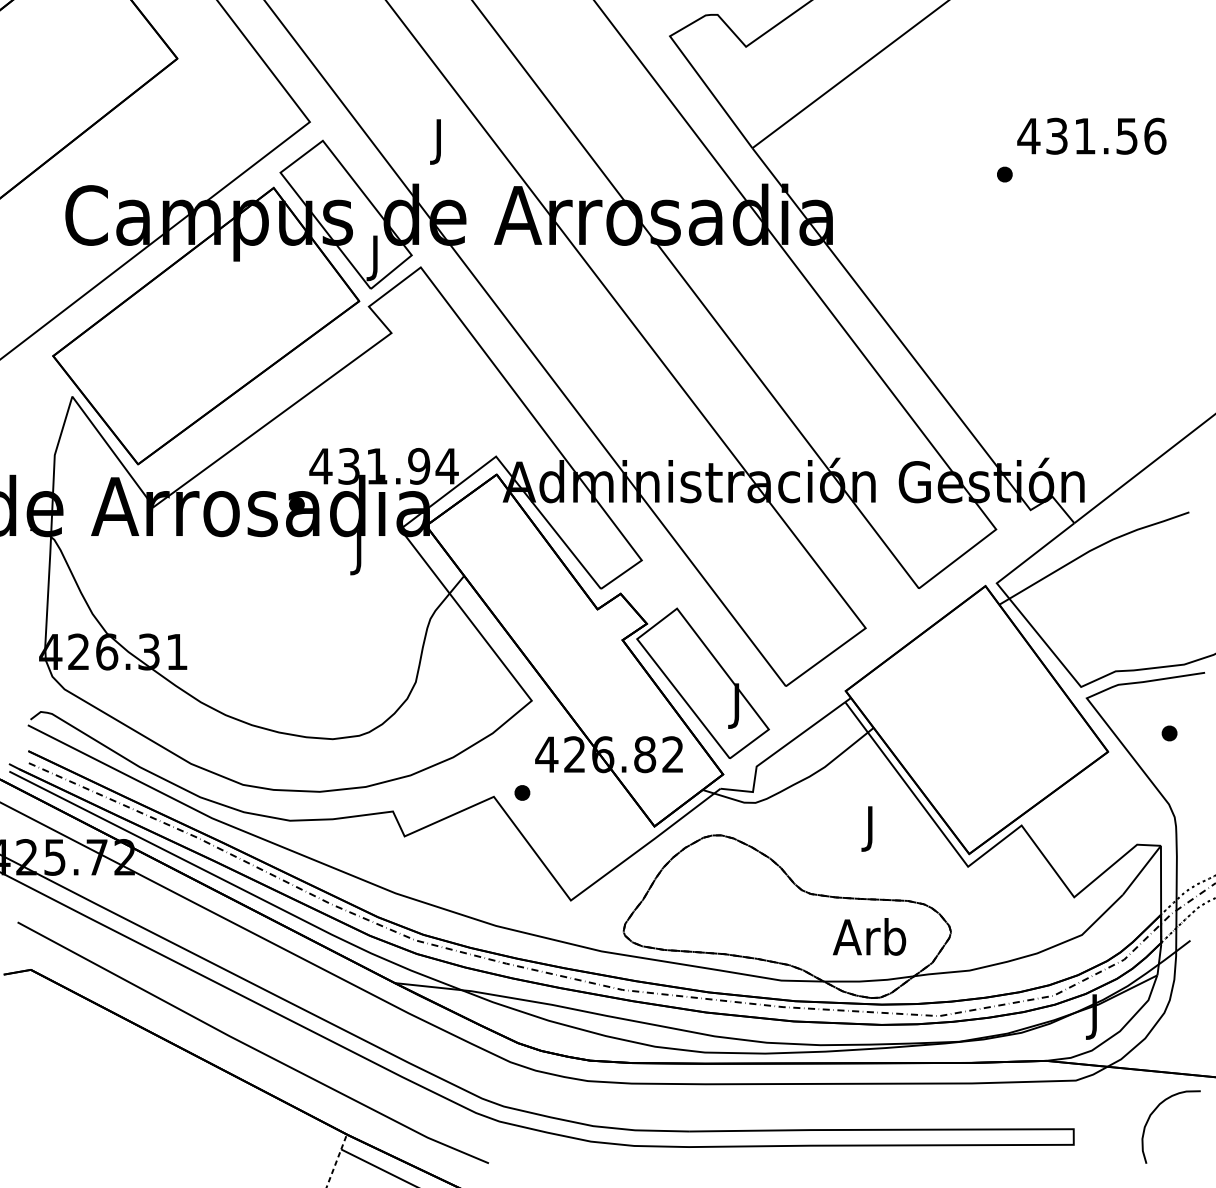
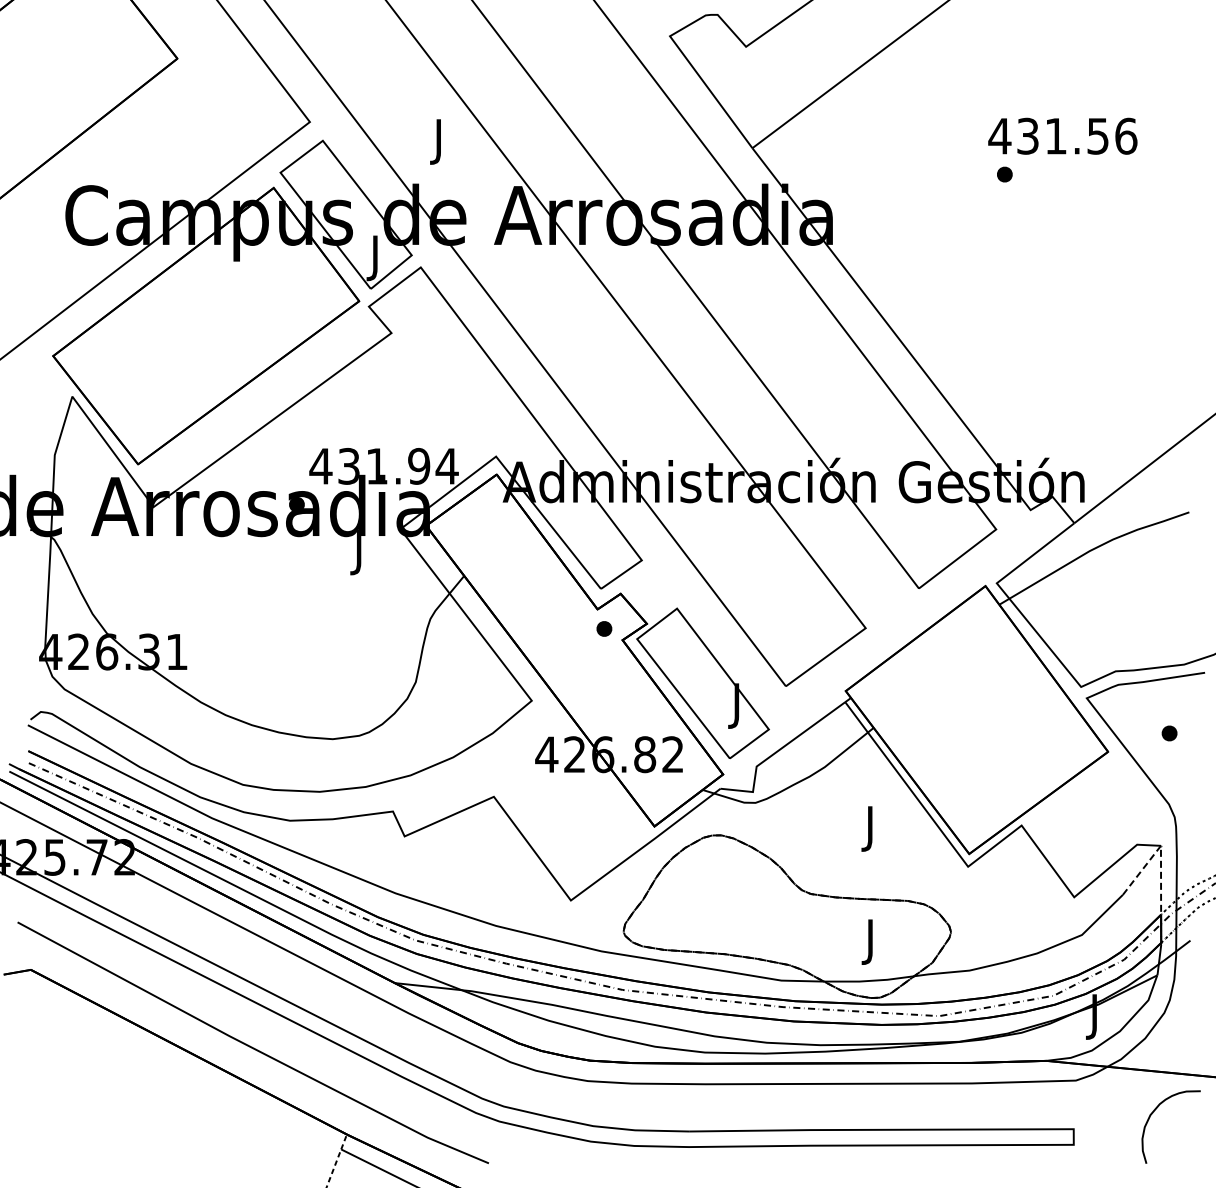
text position: (1091, 135) -> (1062, 135) (1062, 135)
part position: (522, 792) -> (604, 628) (604, 628)
line: solid -> dashed (1160, 848)
text: Arb -> J (869, 941)
